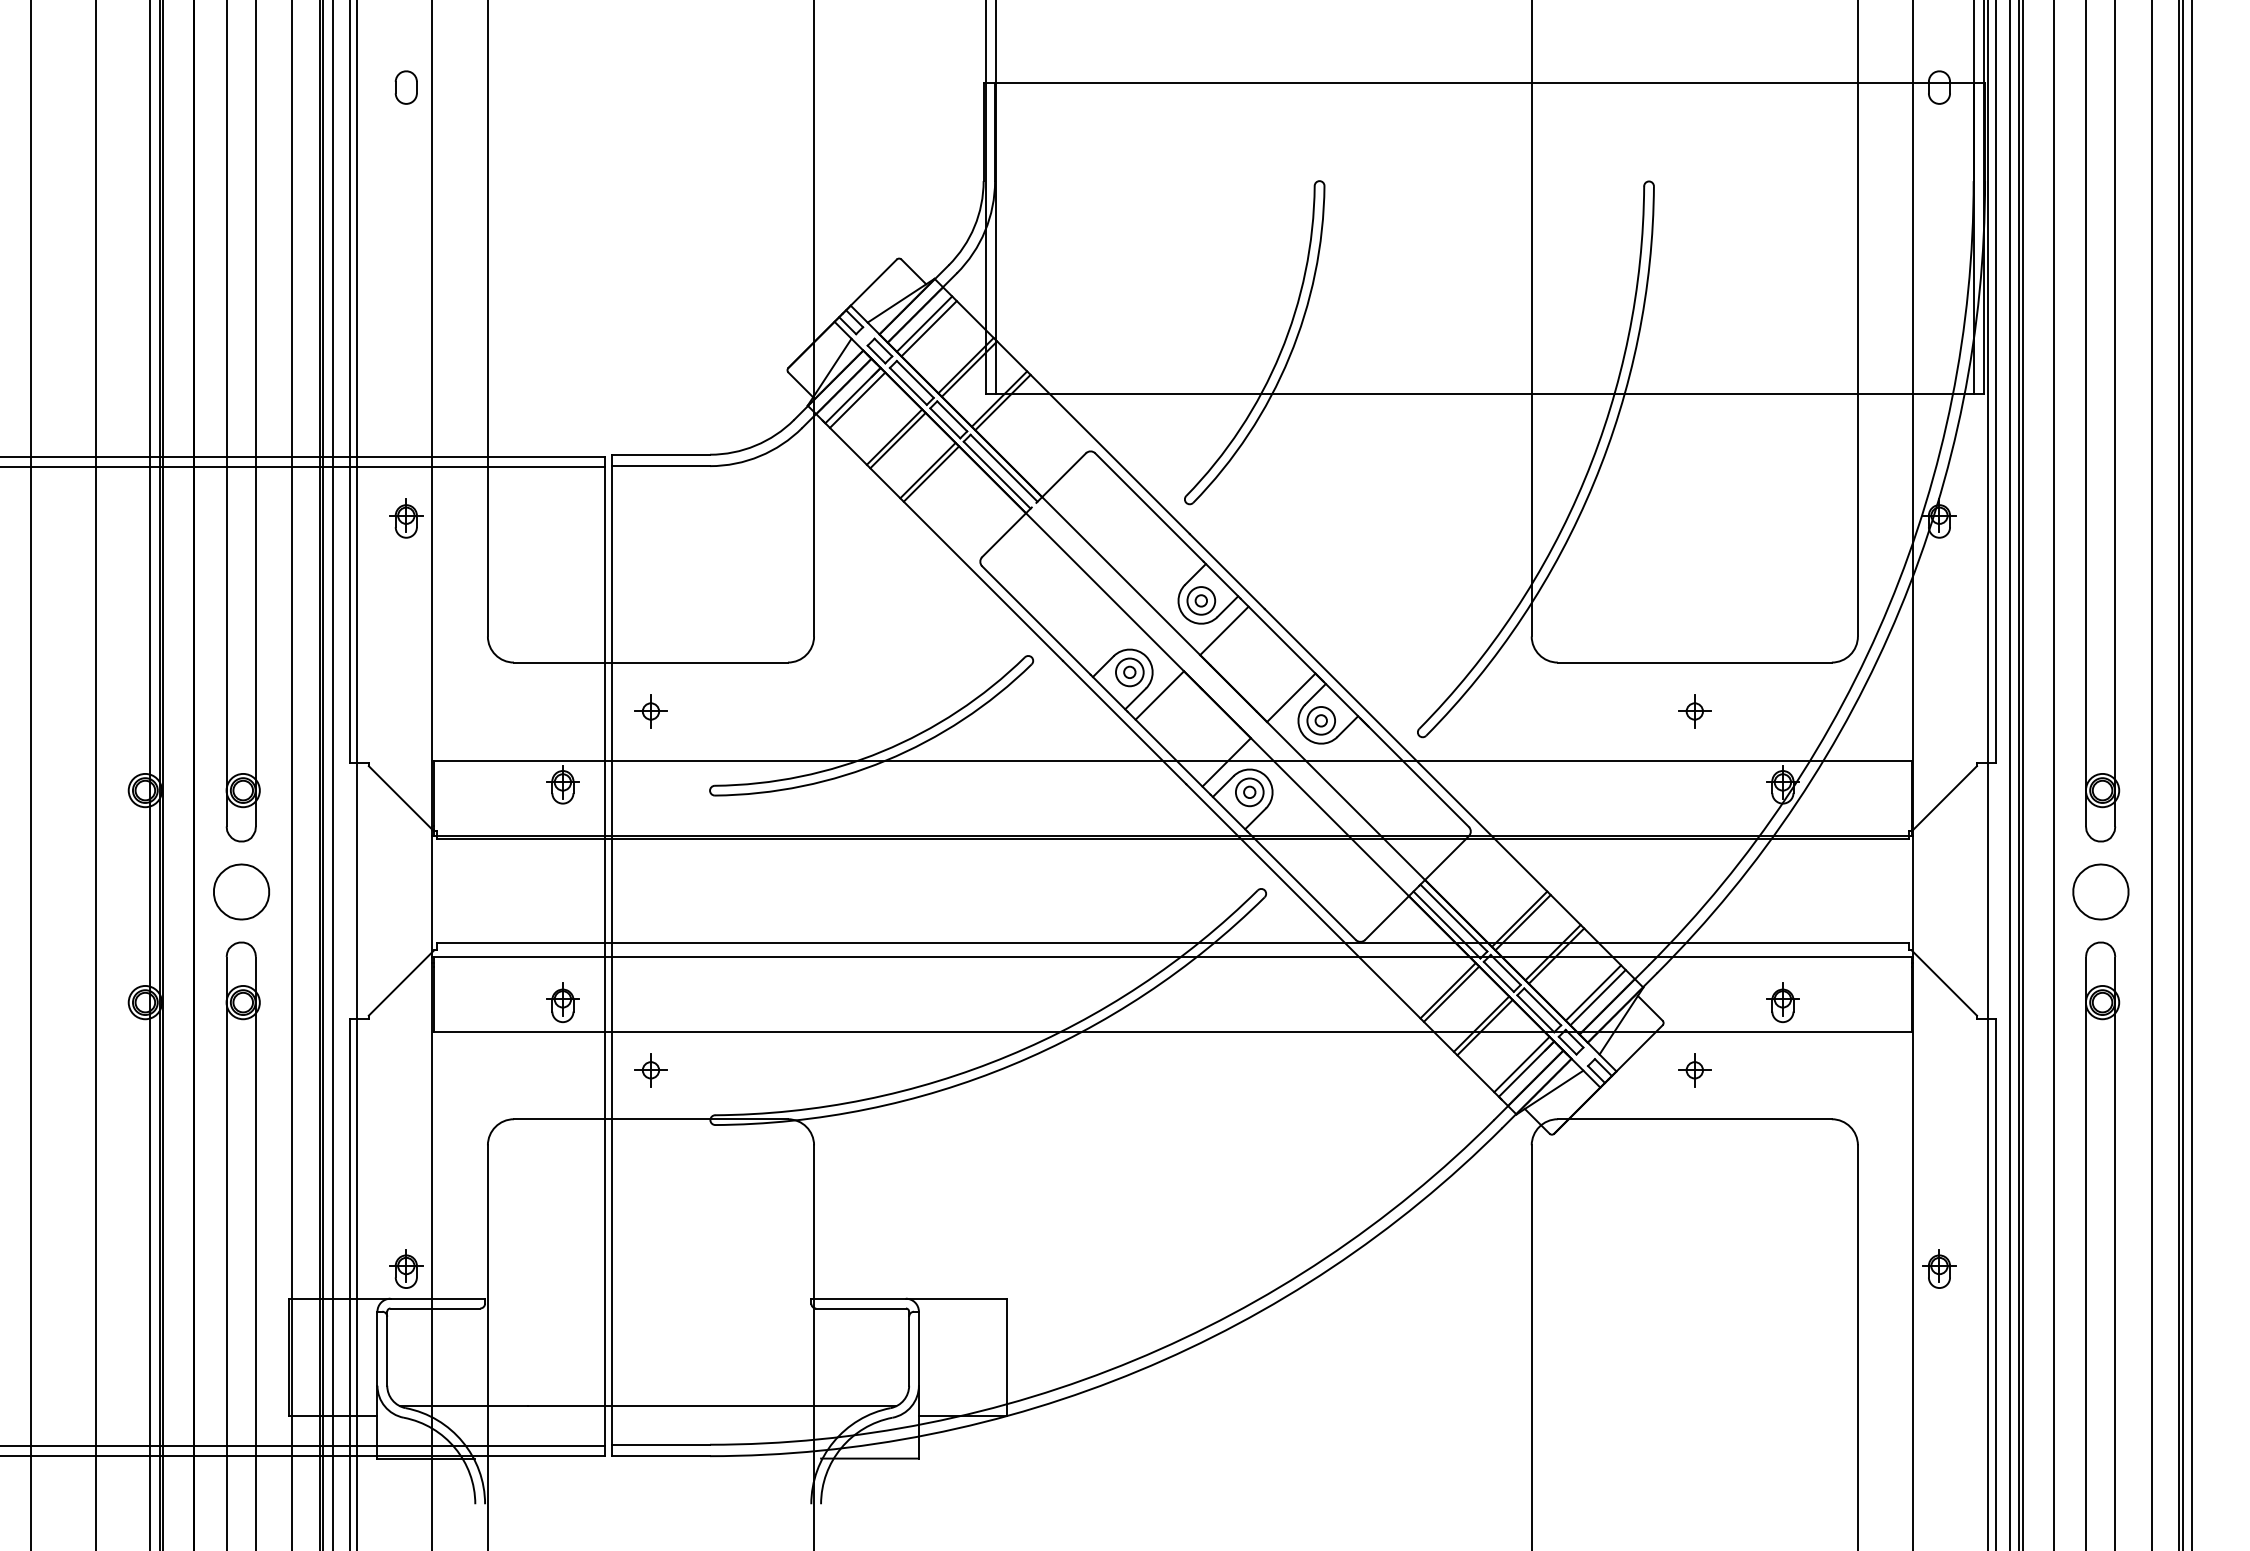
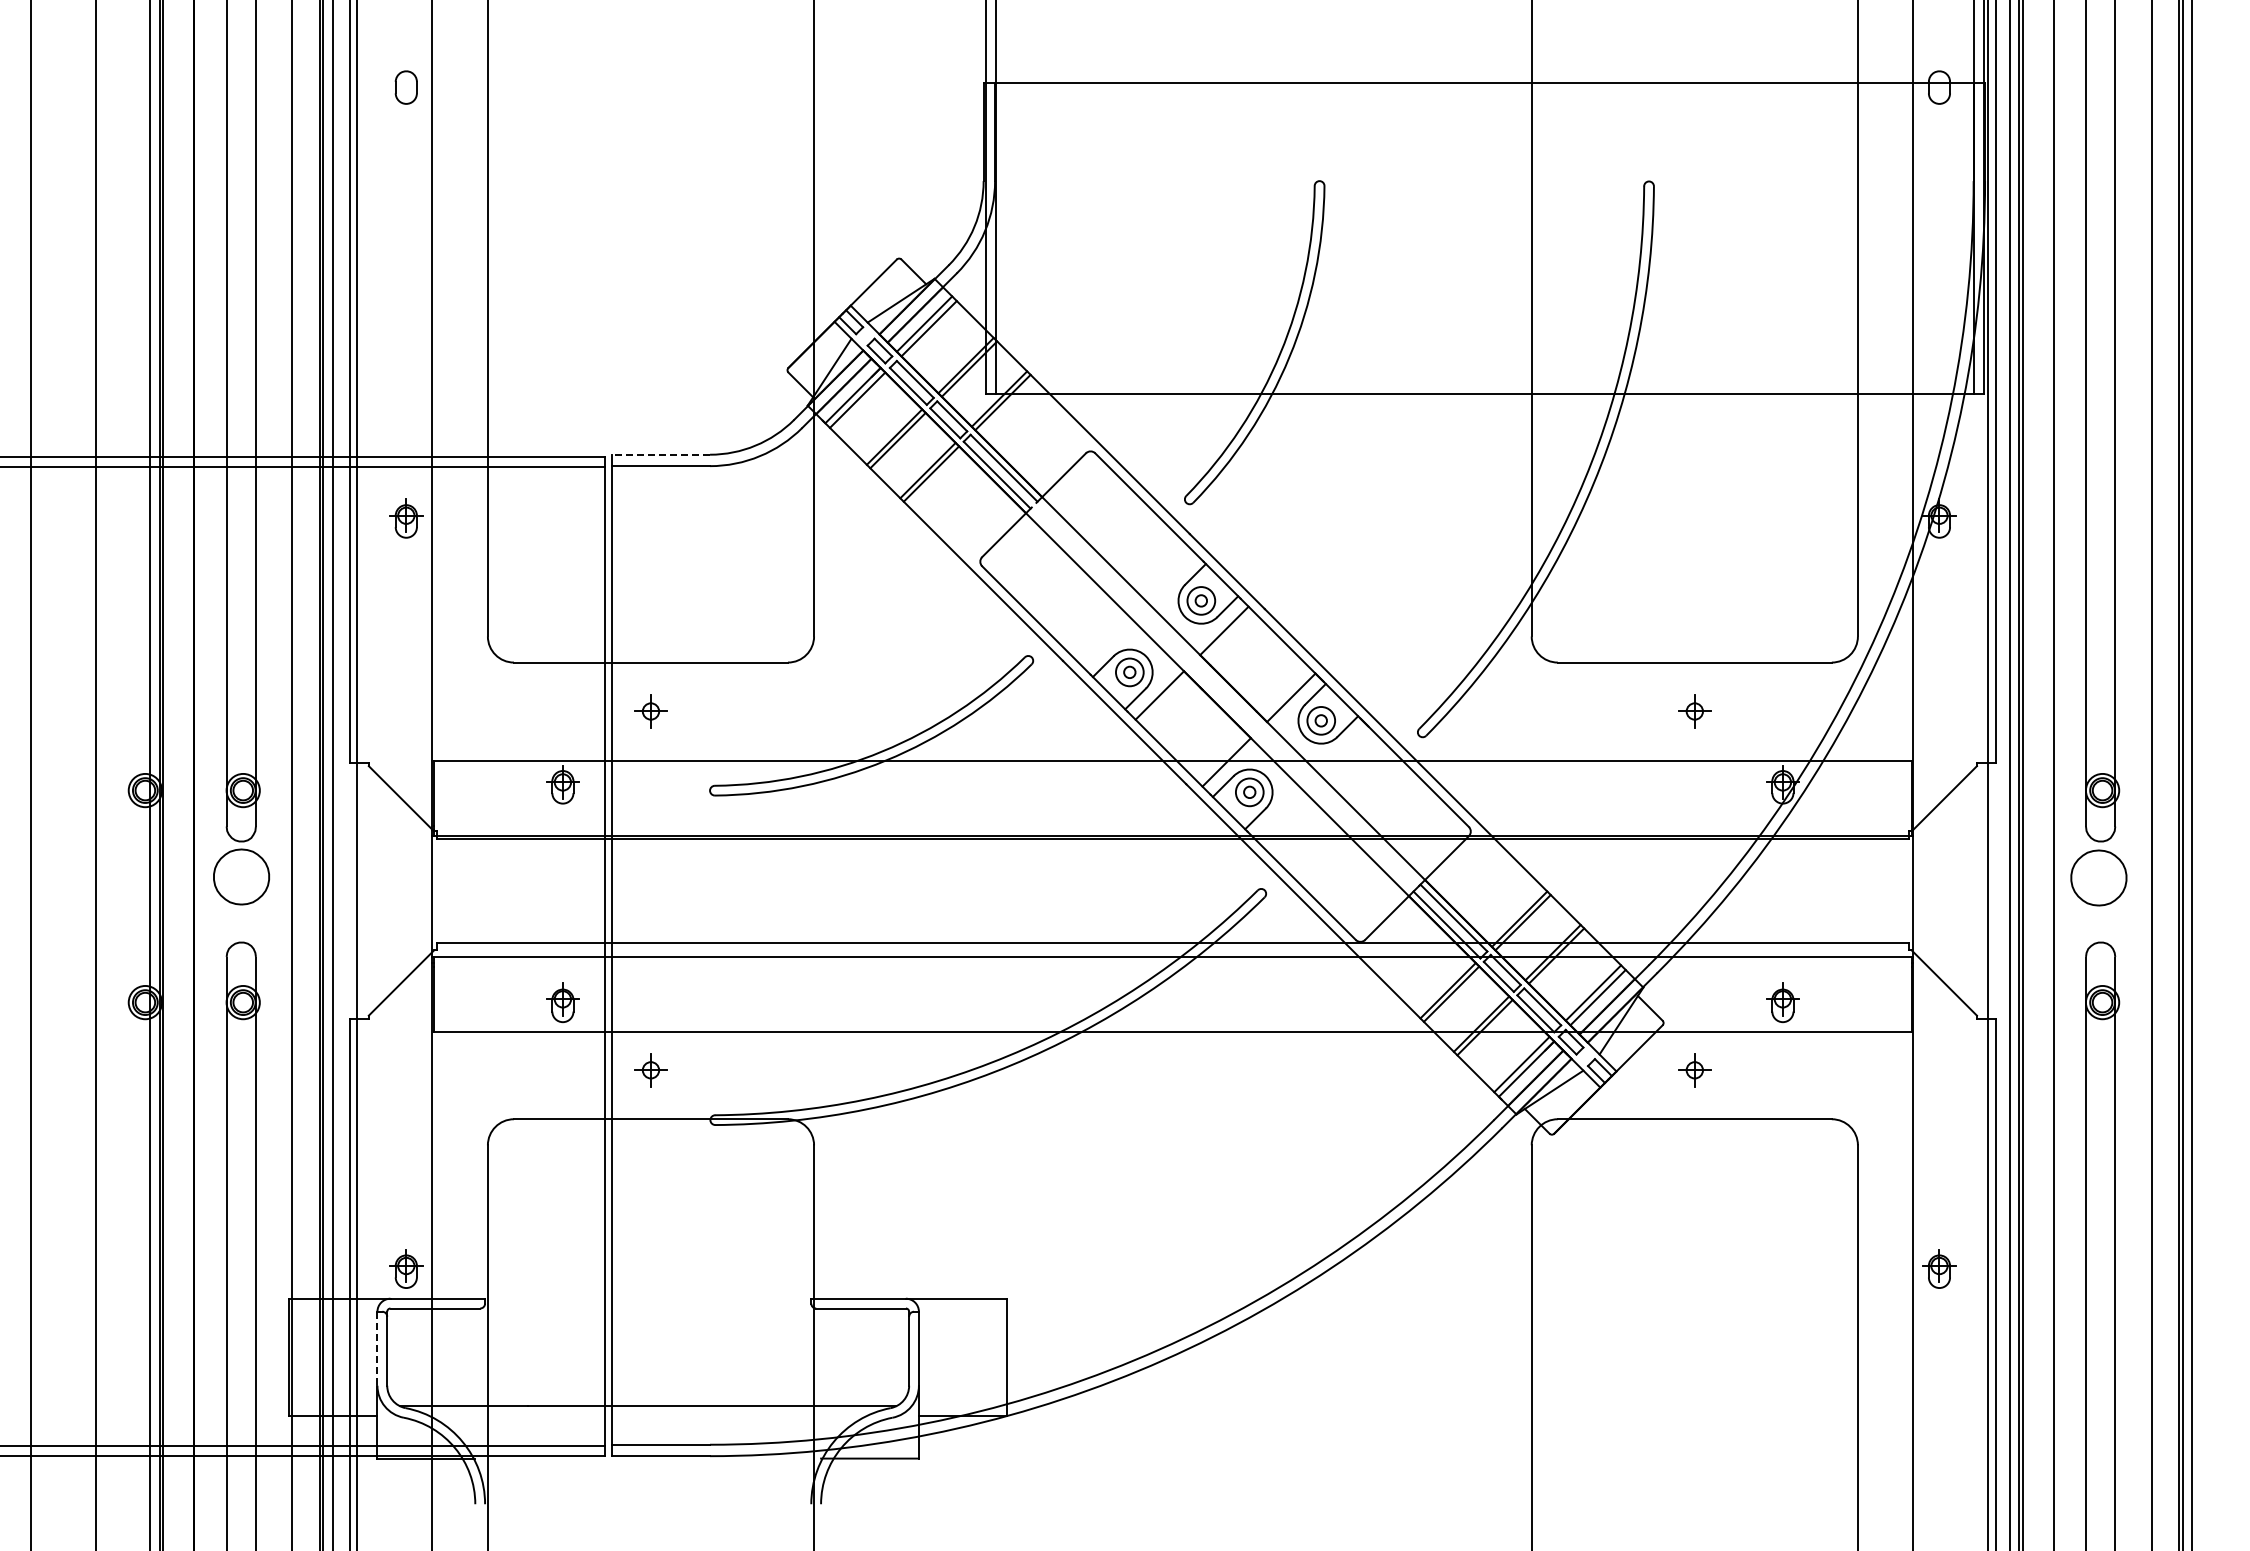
line: solid -> dashed (661, 454)
part position: (241, 891) -> (241, 876) (241, 876)
part position: (2100, 891) -> (2098, 877) (2098, 877)
line: solid -> dashed (377, 1348)
